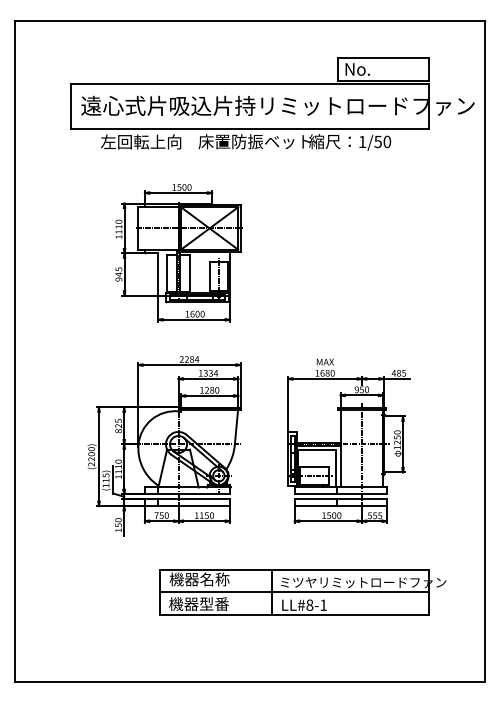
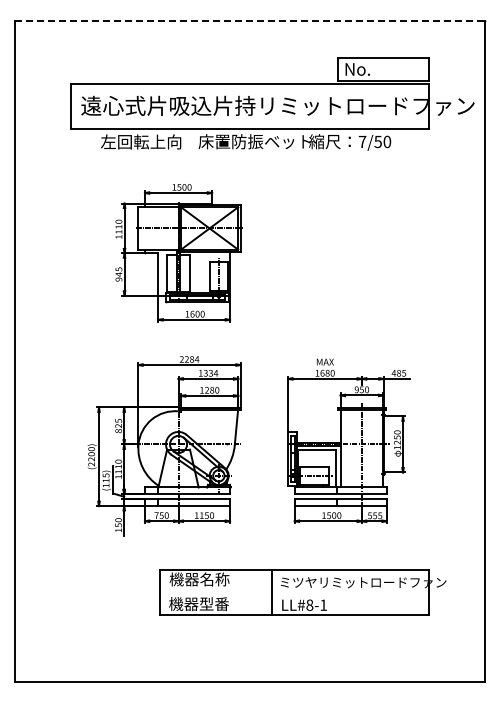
line: solid -> dashed (250, 21)
text: 1/50 -> 7/50 (362, 141)
line: present -> none (294, 592)
